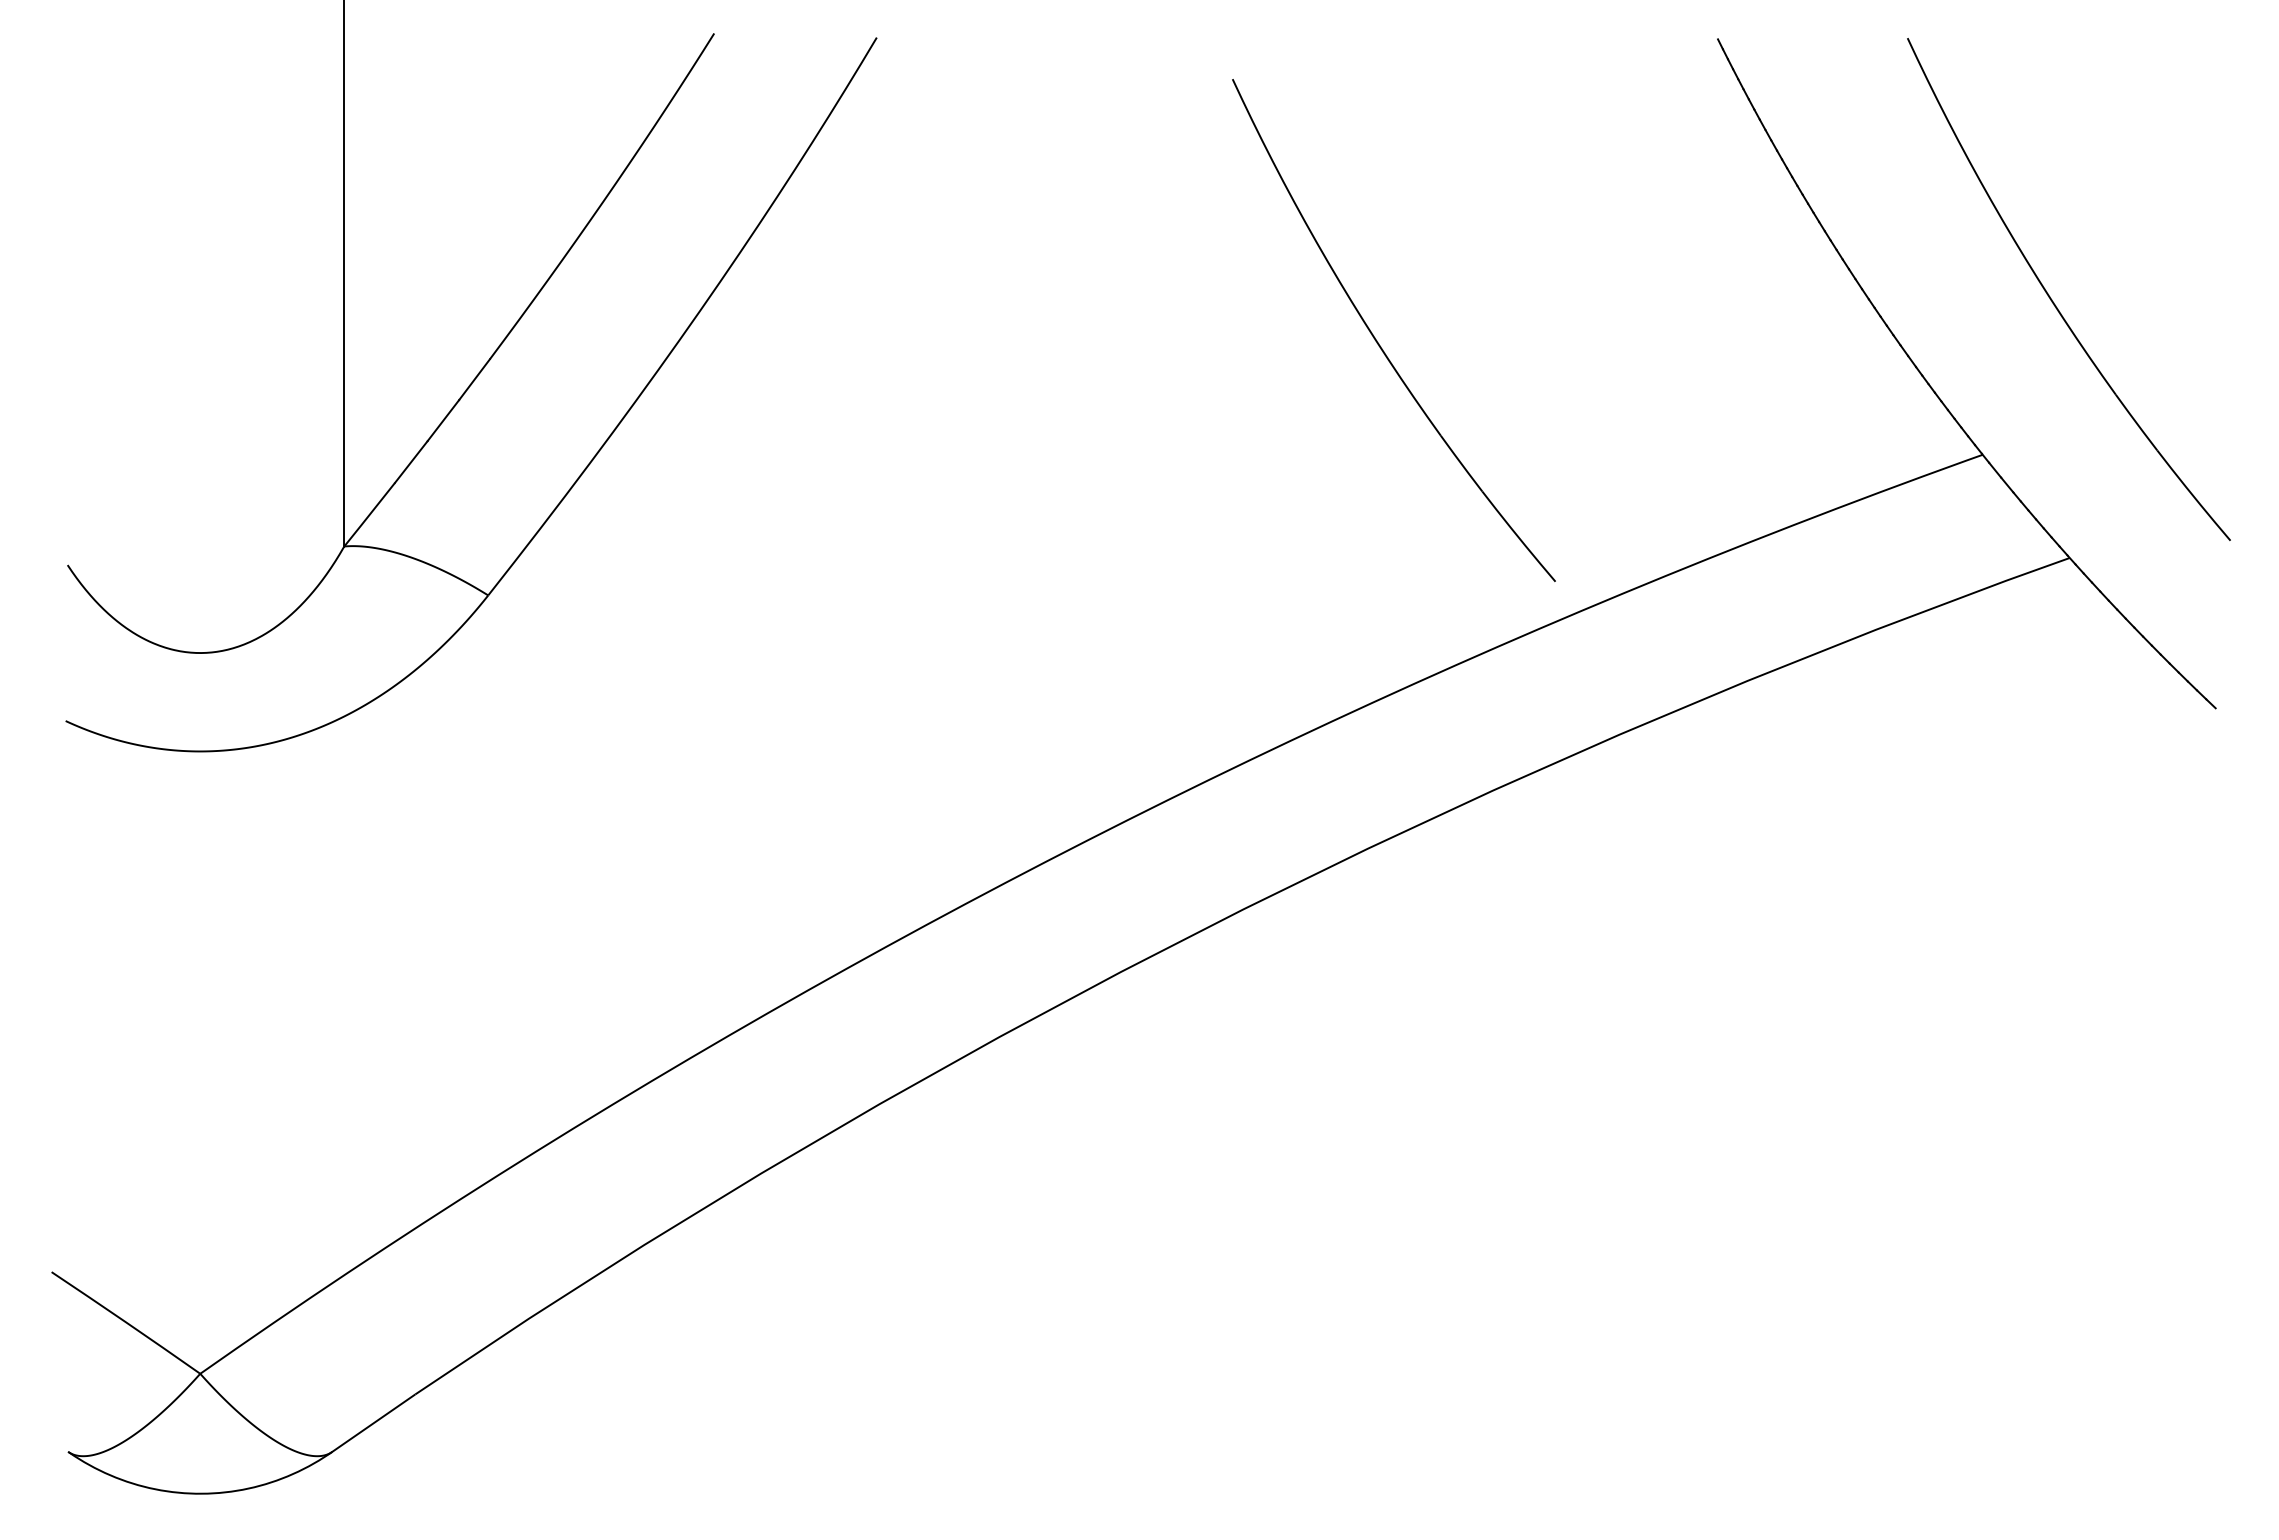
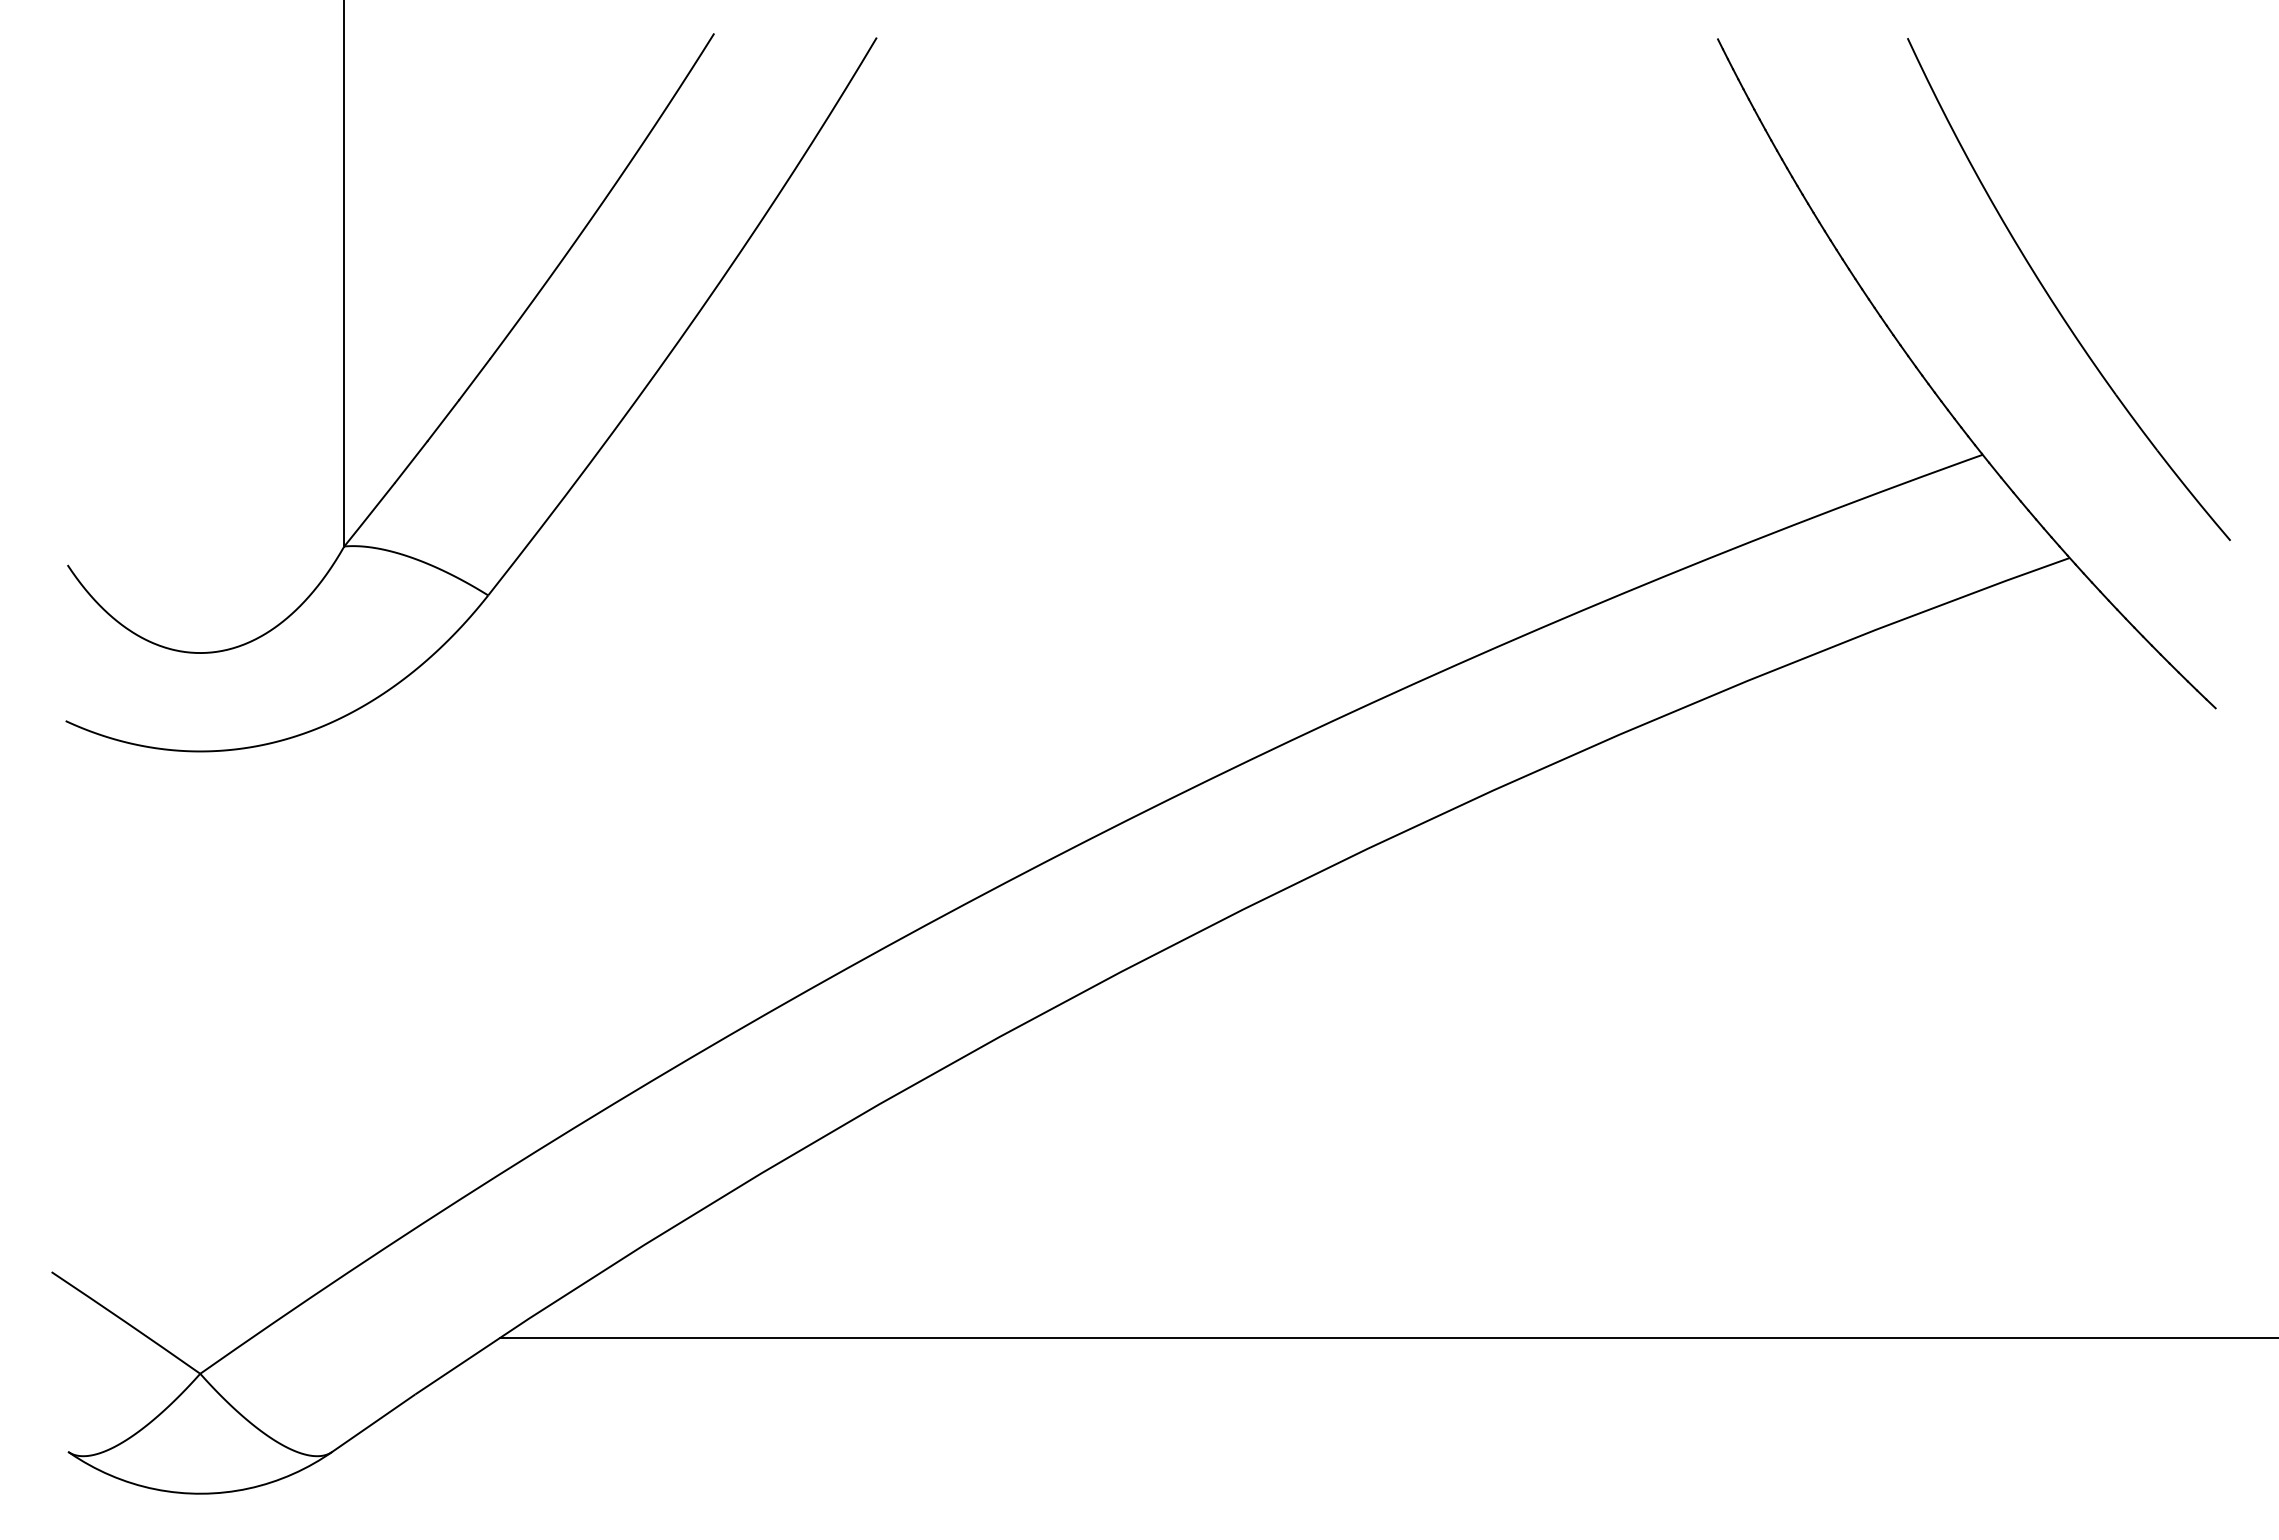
part: present -> none (1377, 340)
line: none -> present (1387, 1338)
